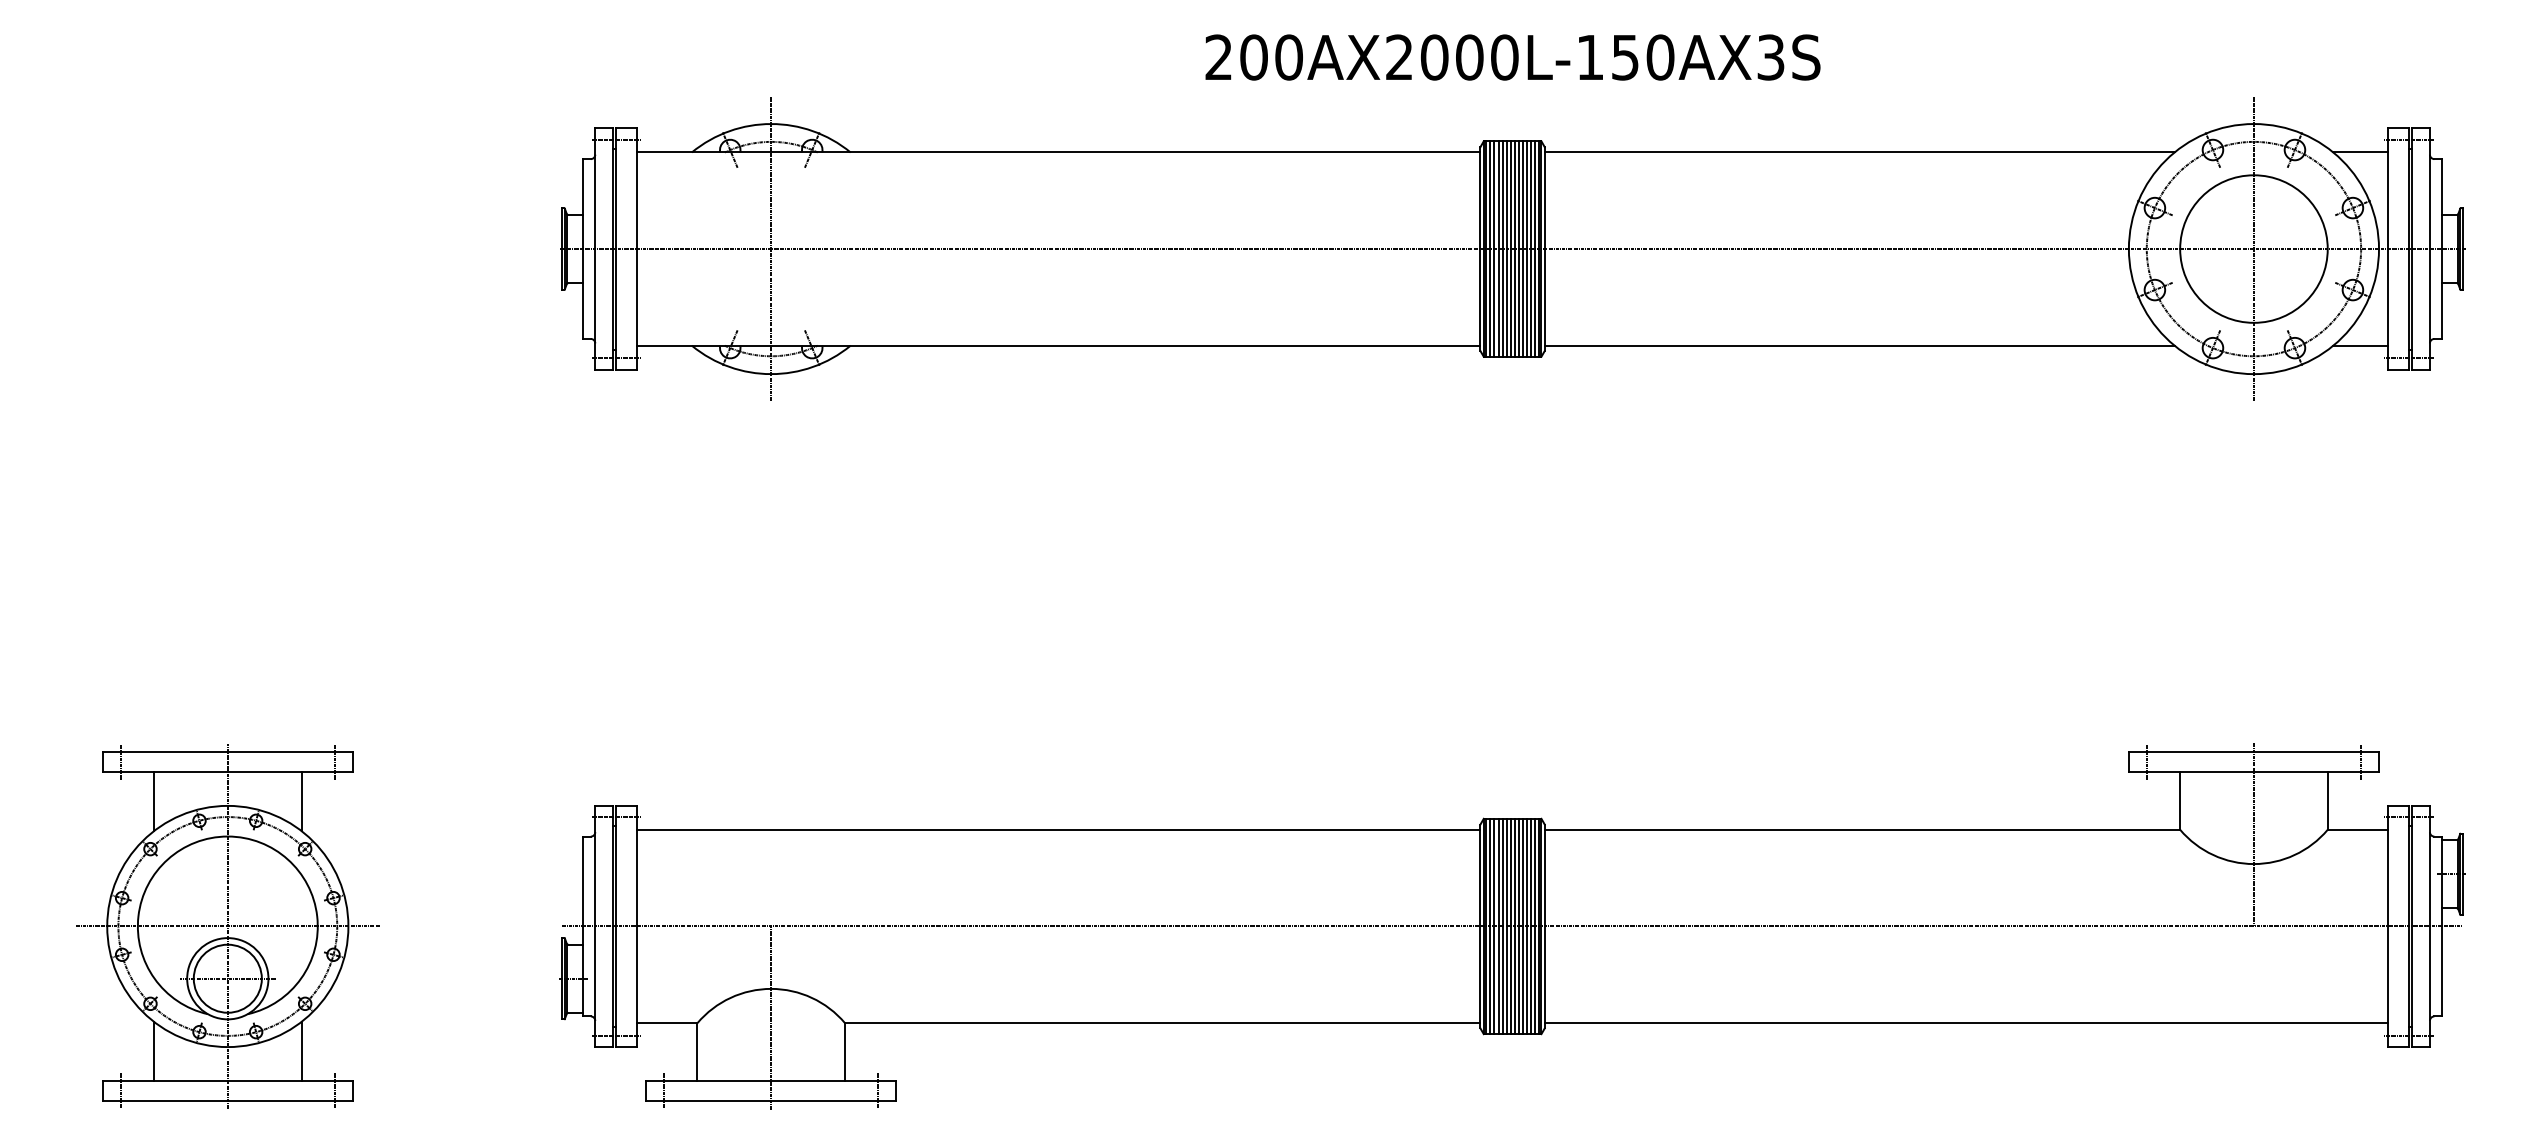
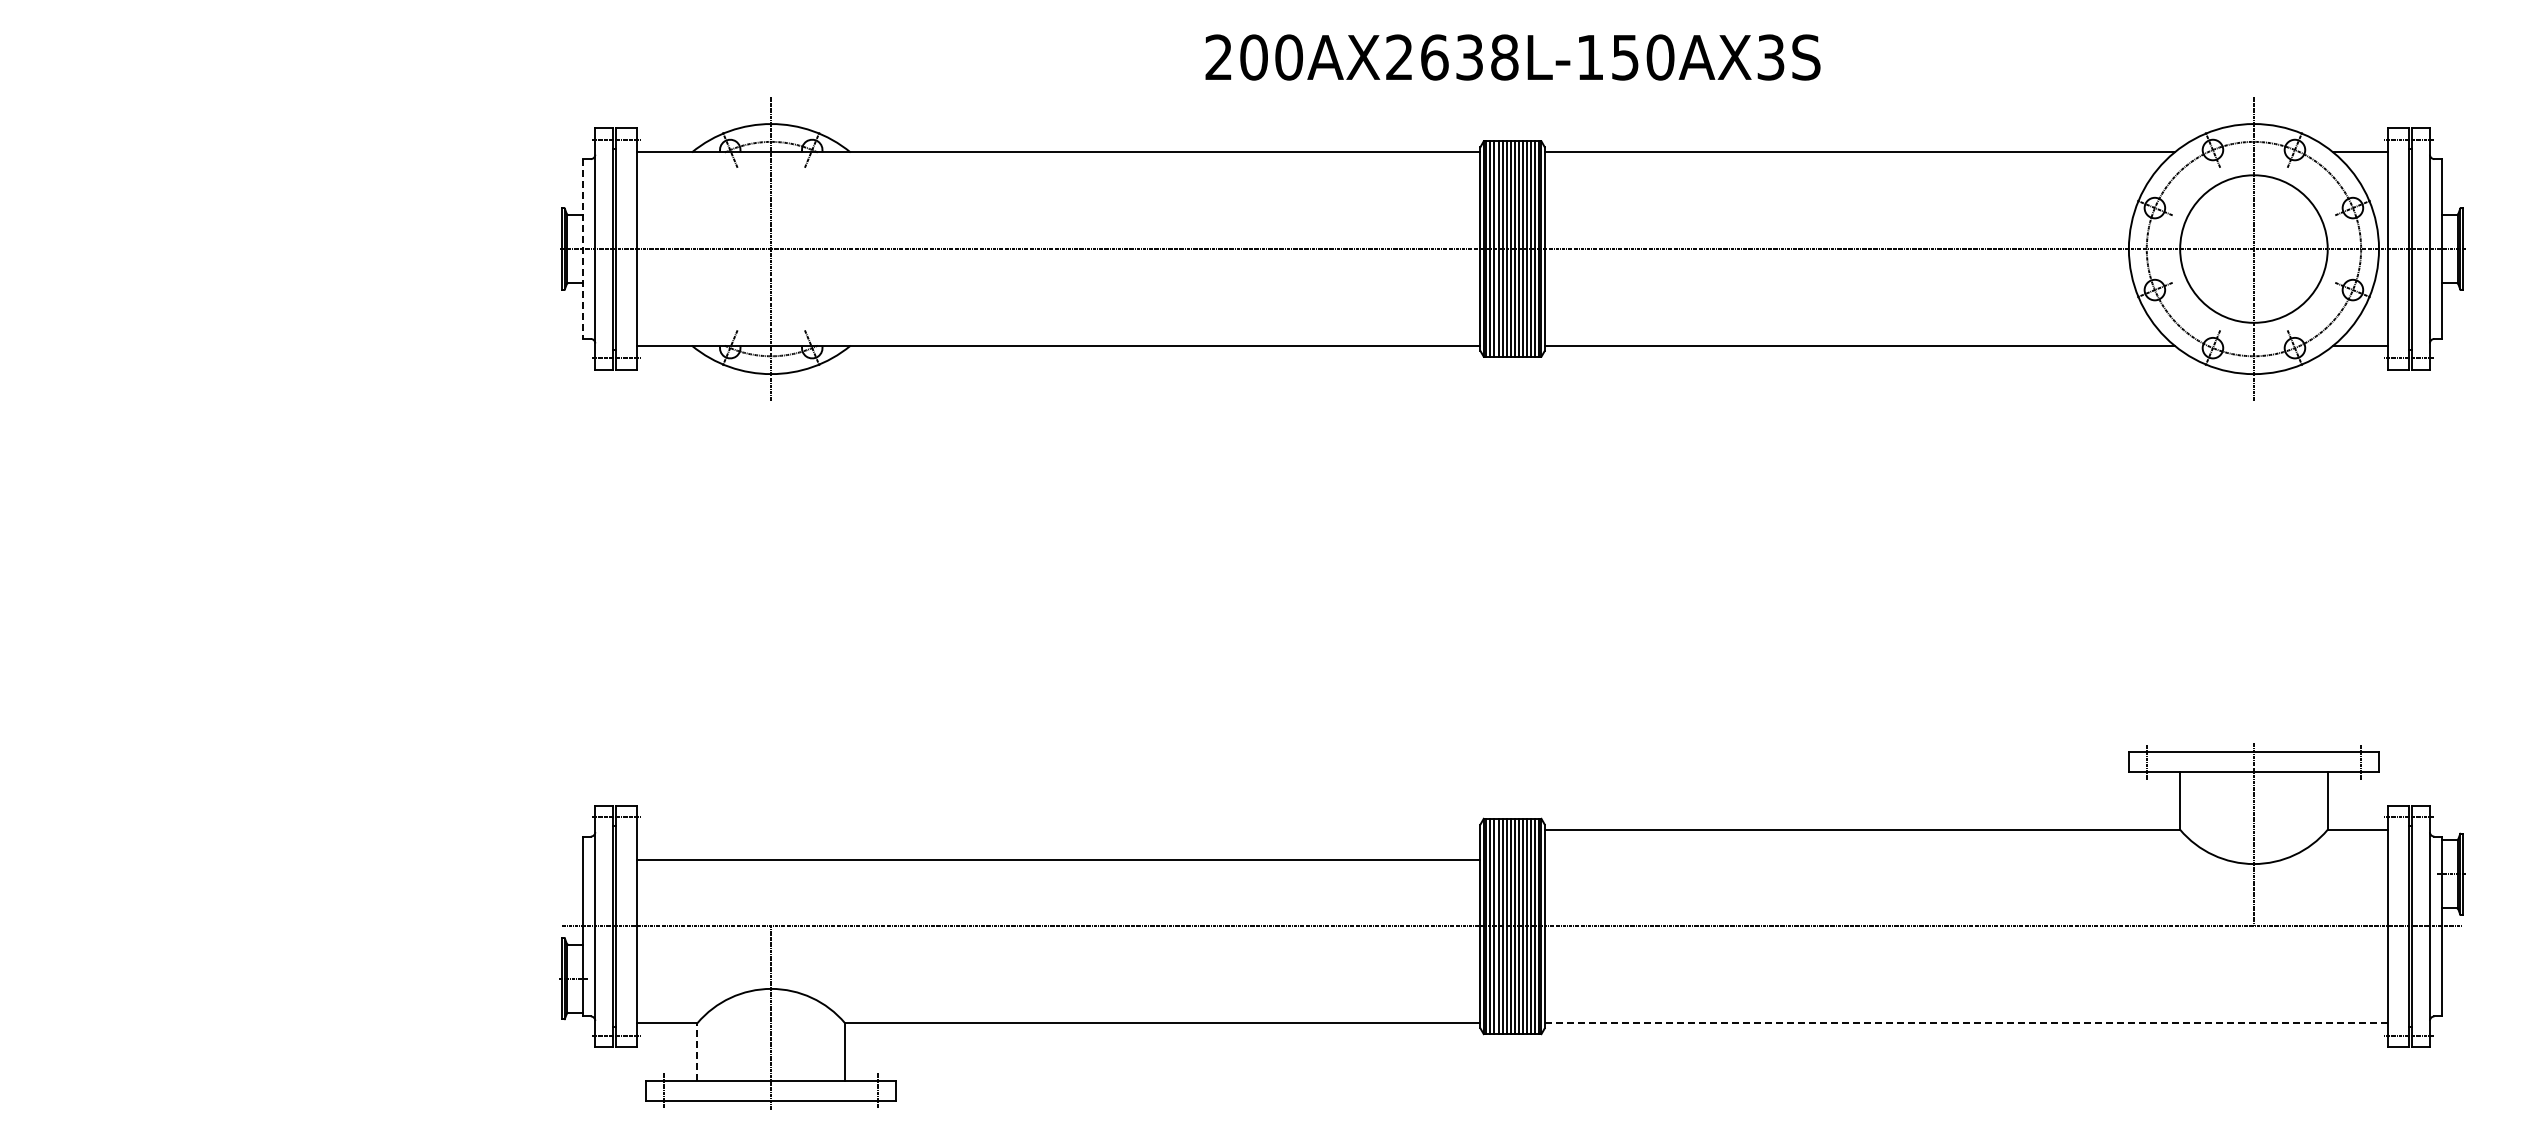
text: 200AX2000L-150AX3S -> 200AX2638L-150AX3S (1469, 57)
line: solid -> dashed (582, 249)
line position: (1058, 829) -> (1058, 859) (1058, 859)
part: present -> none (227, 926)
line: solid -> dashed (1966, 1023)
line: solid -> dashed (697, 1052)
